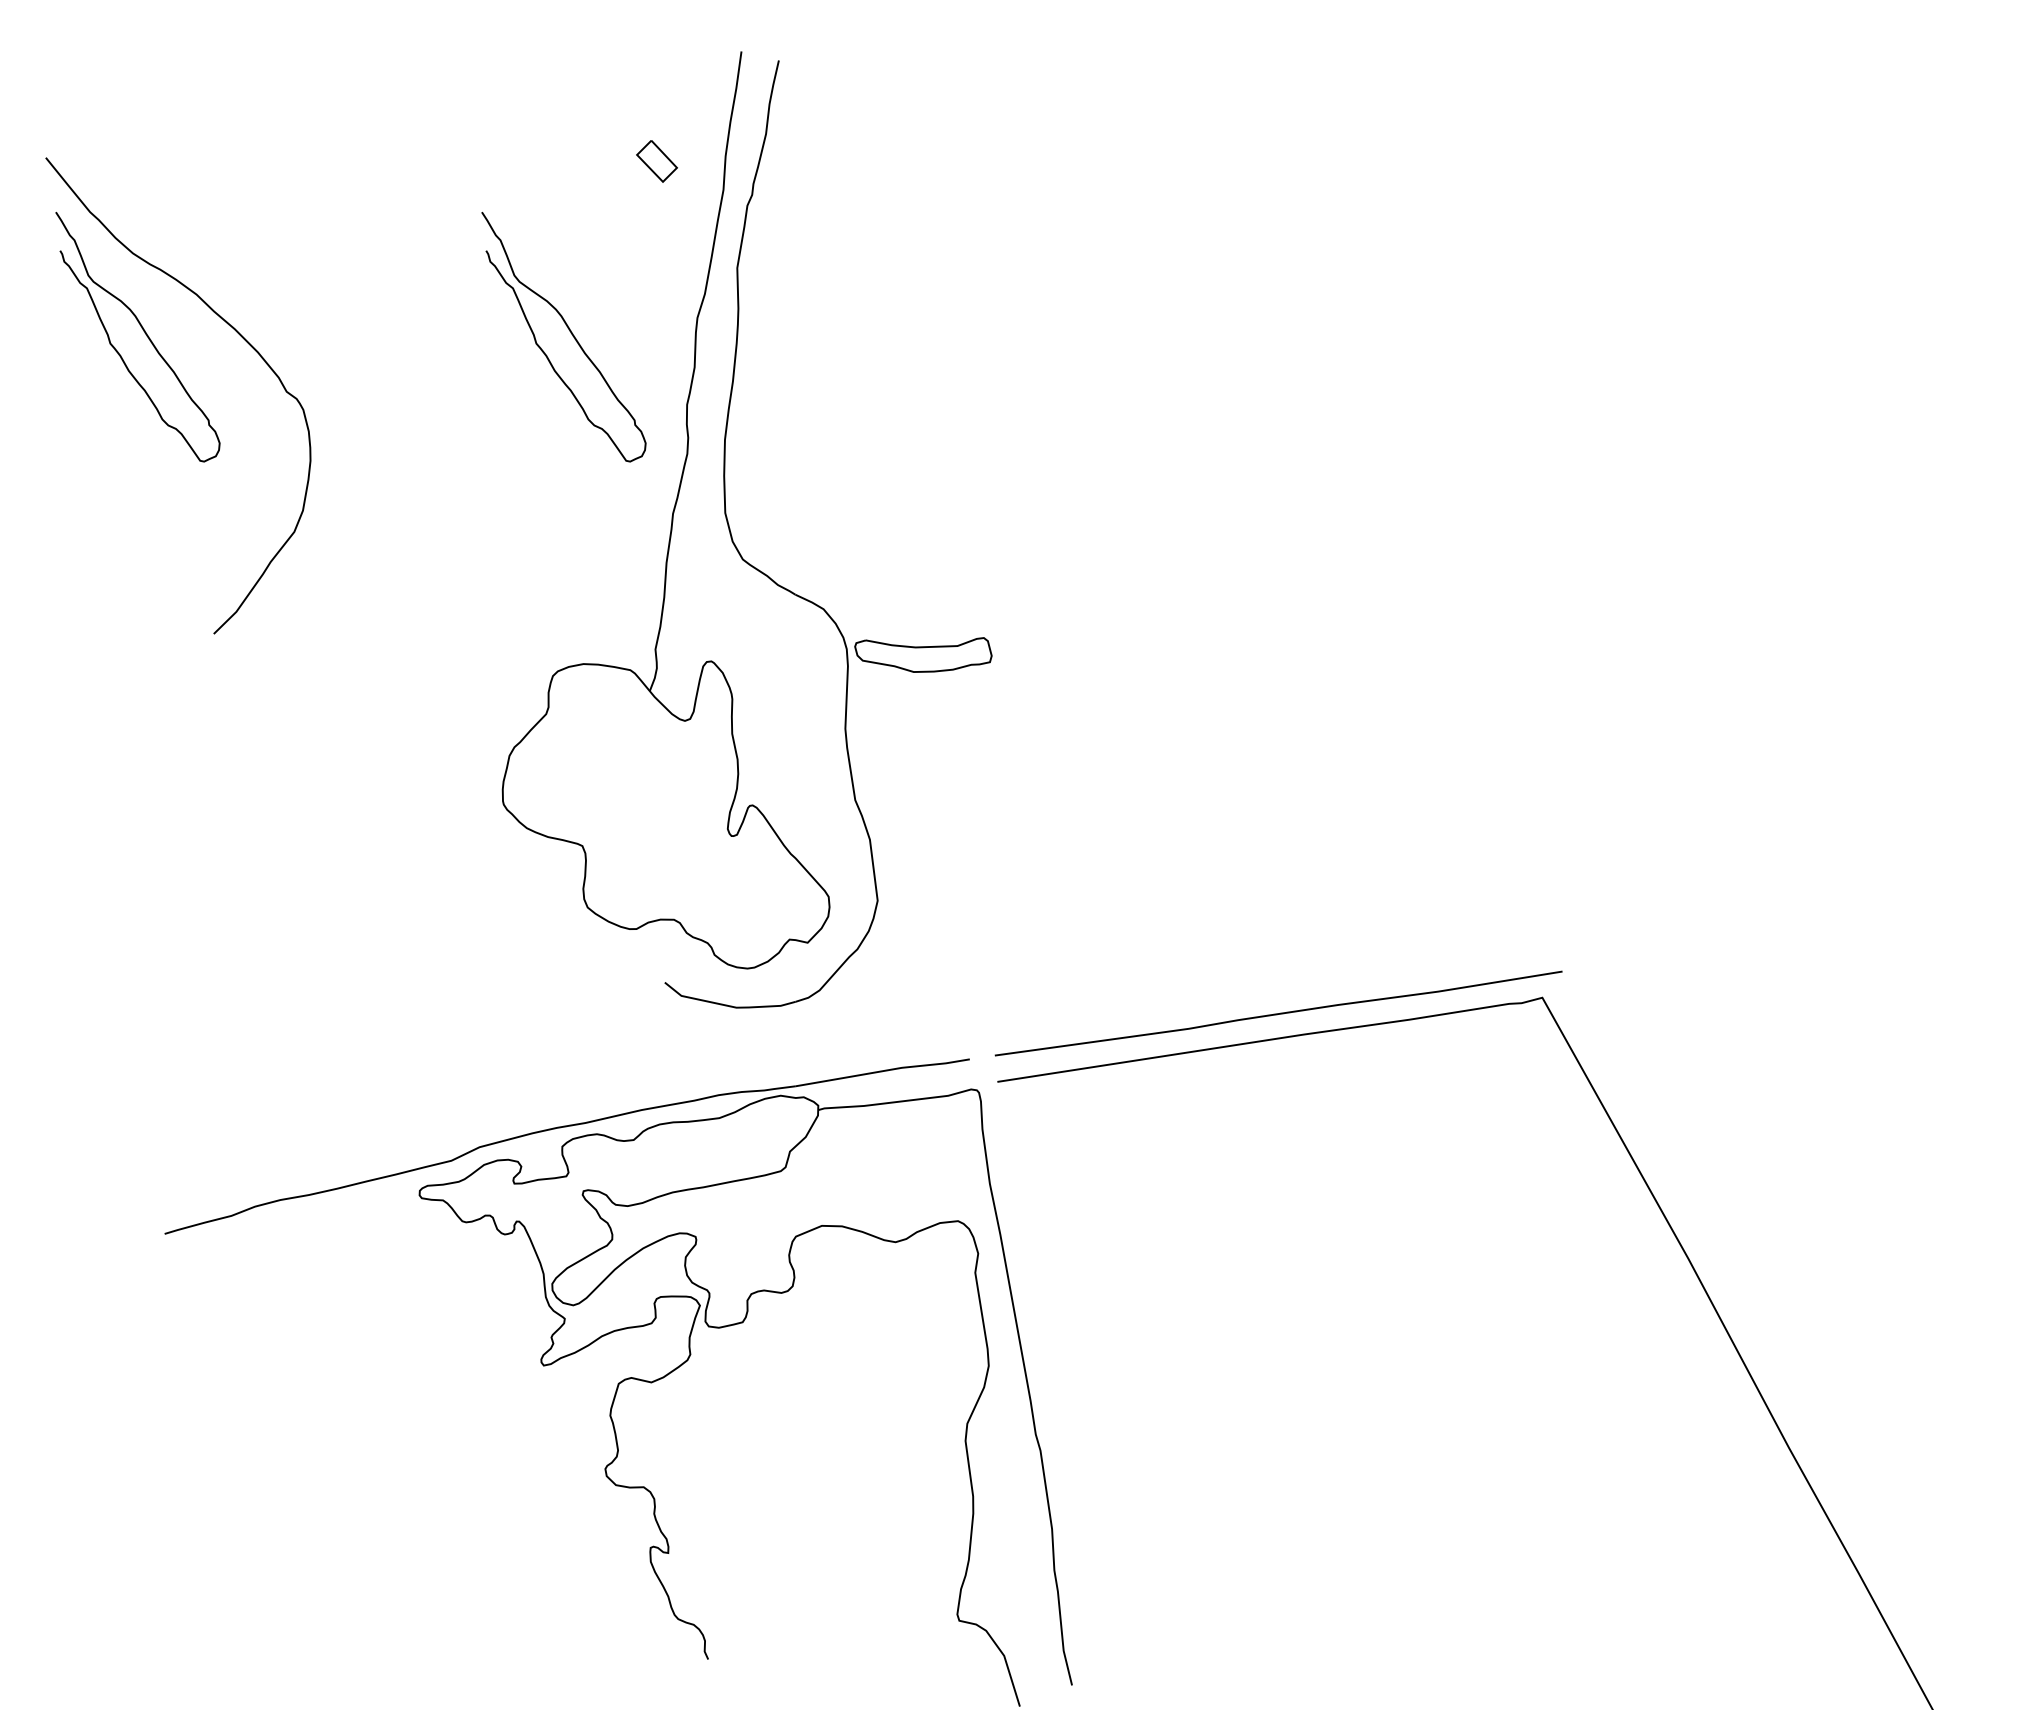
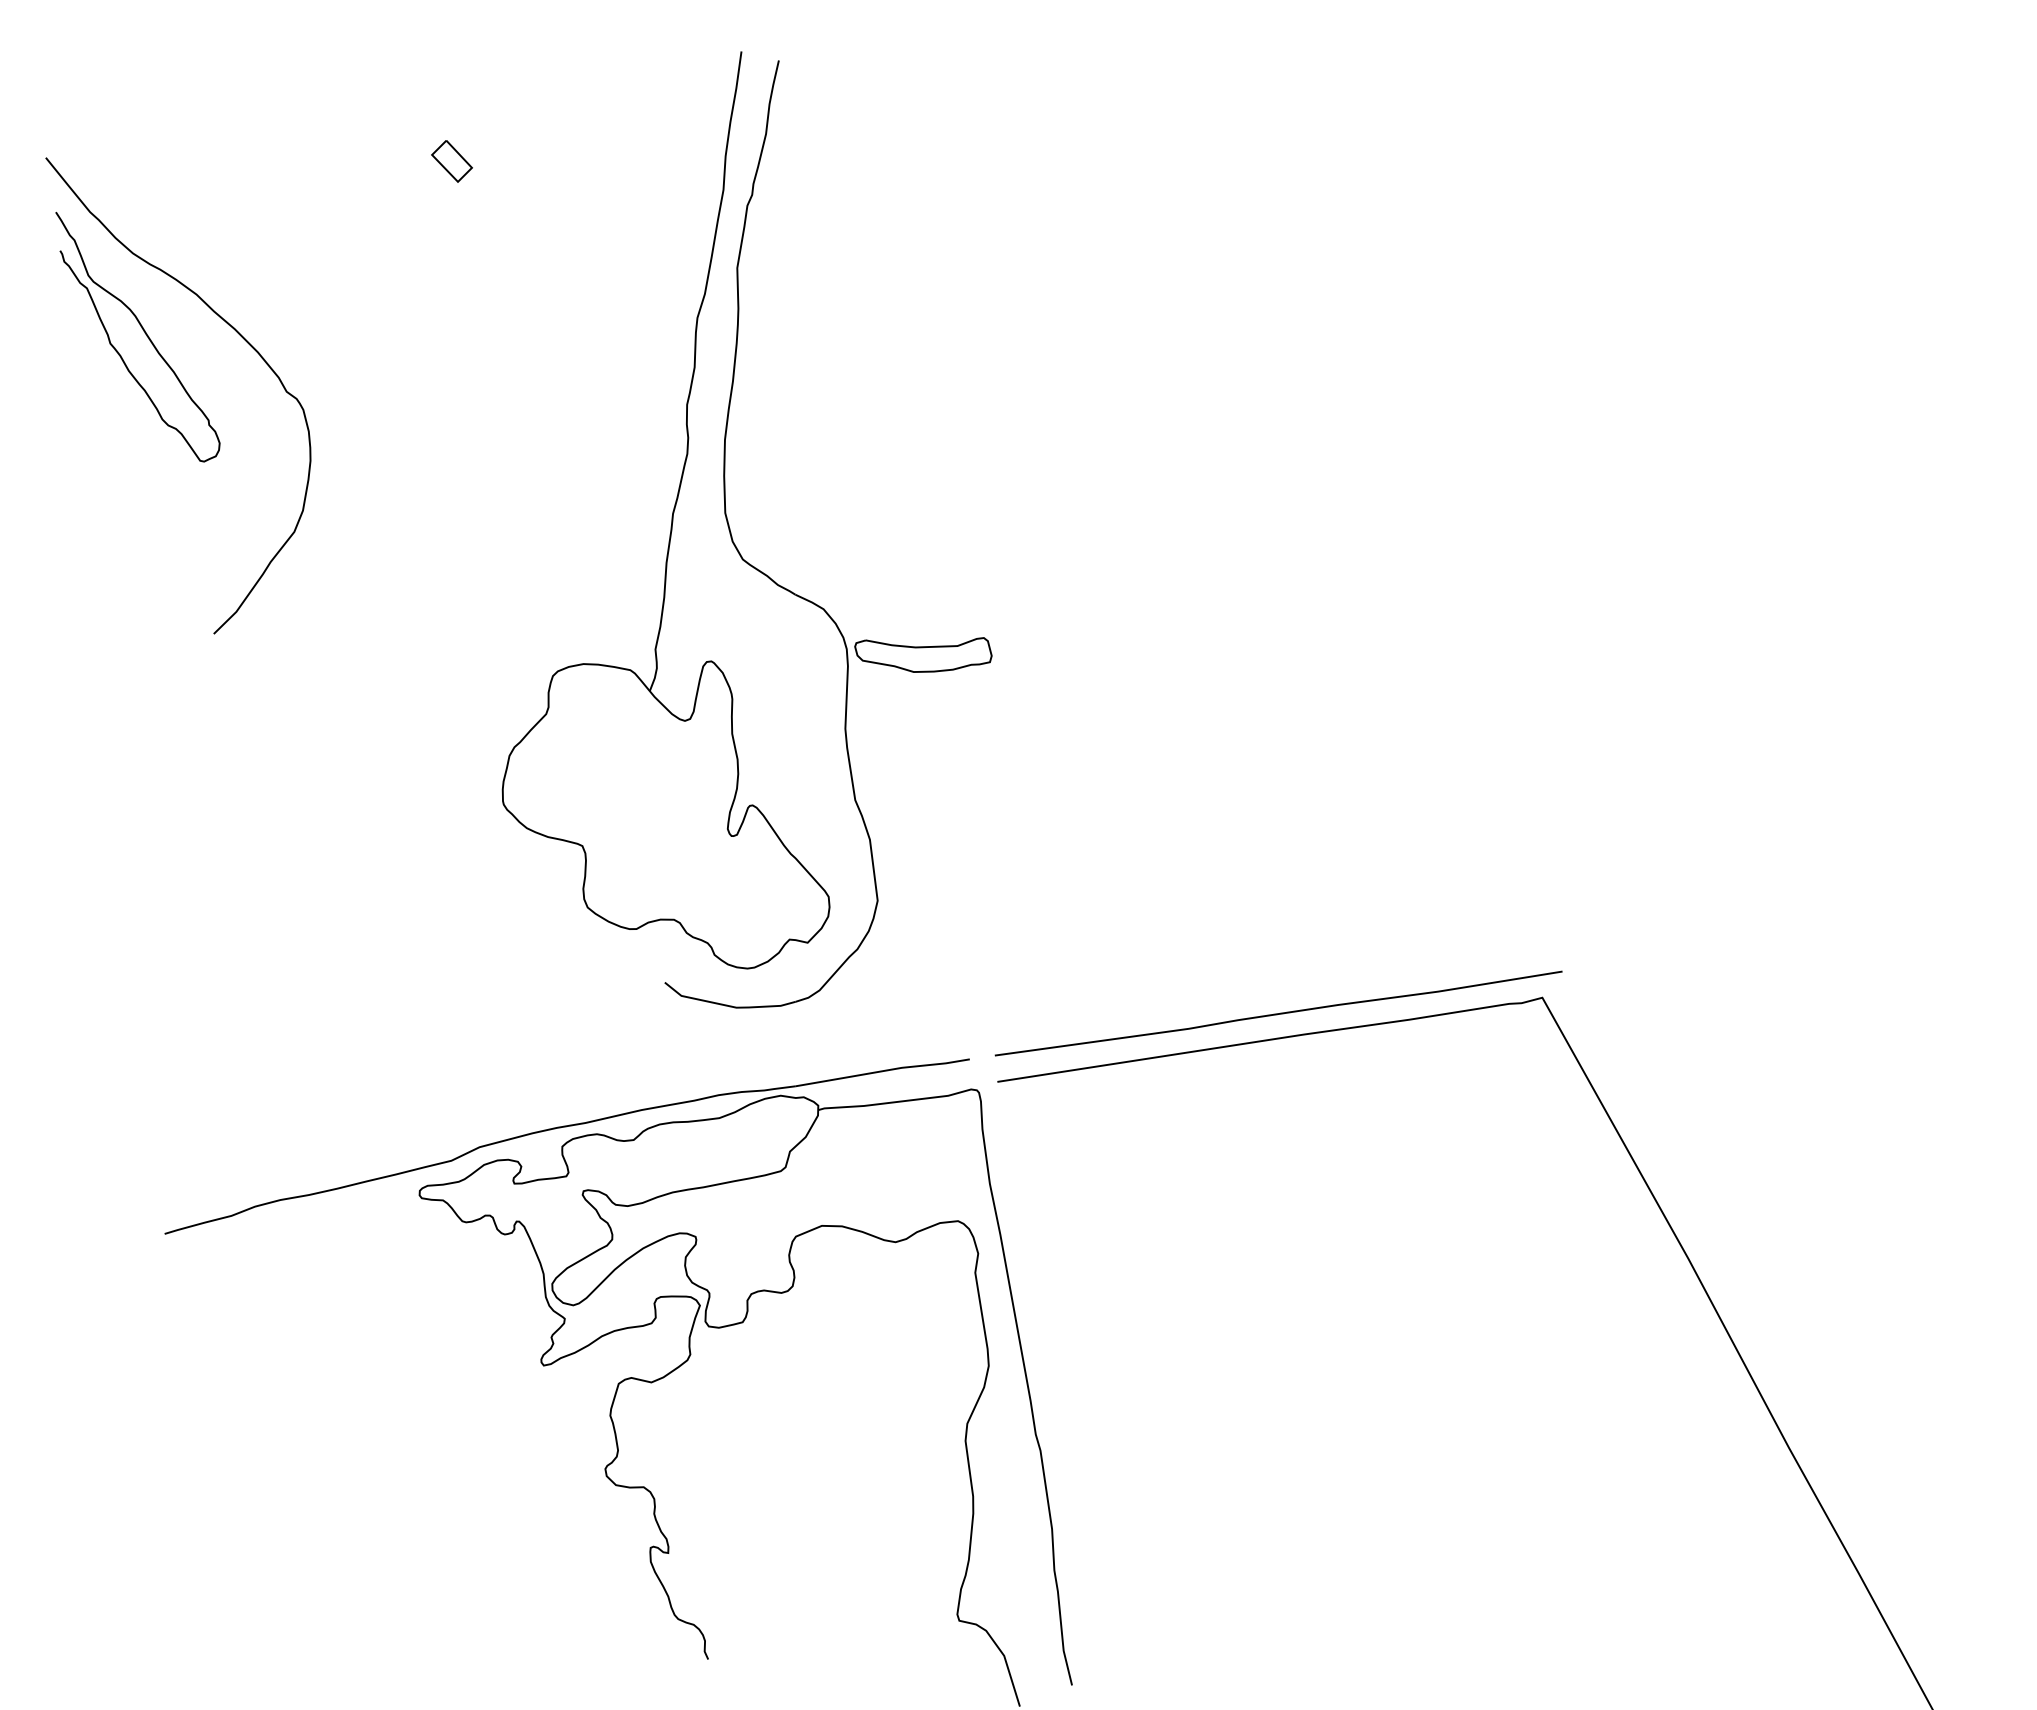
part position: (656, 161) -> (451, 161) (451, 161)
curve: present -> none (570, 333)
